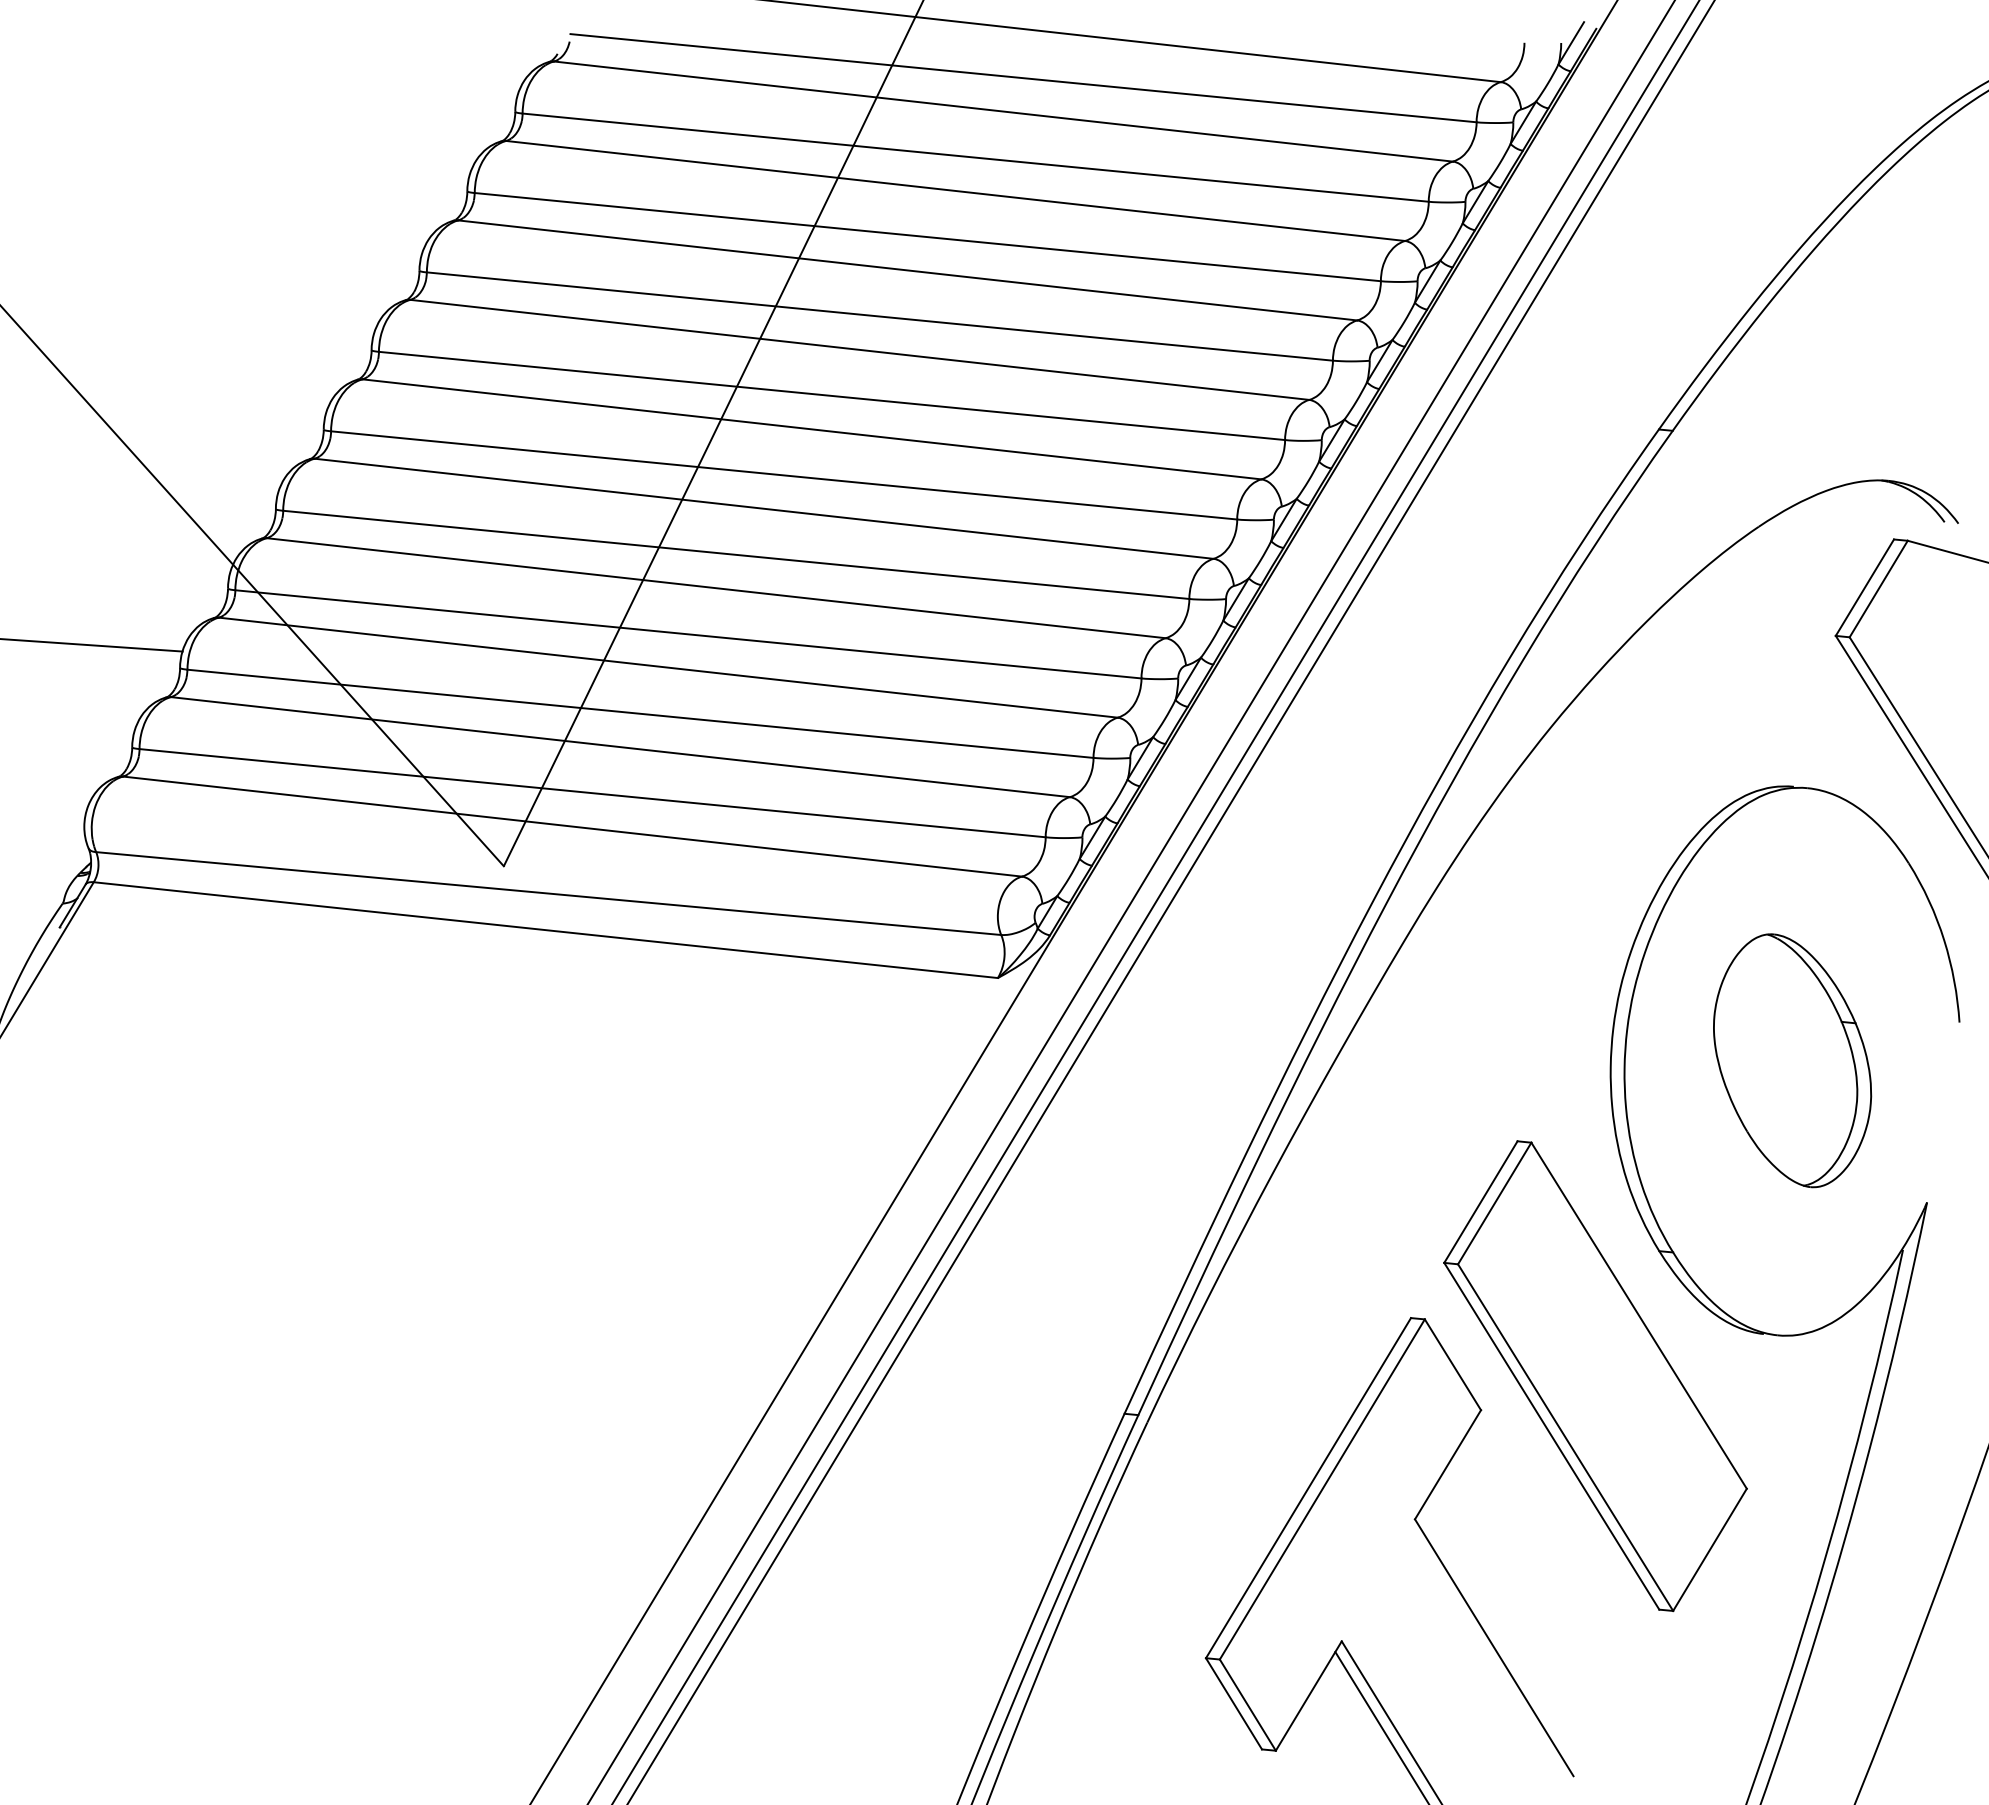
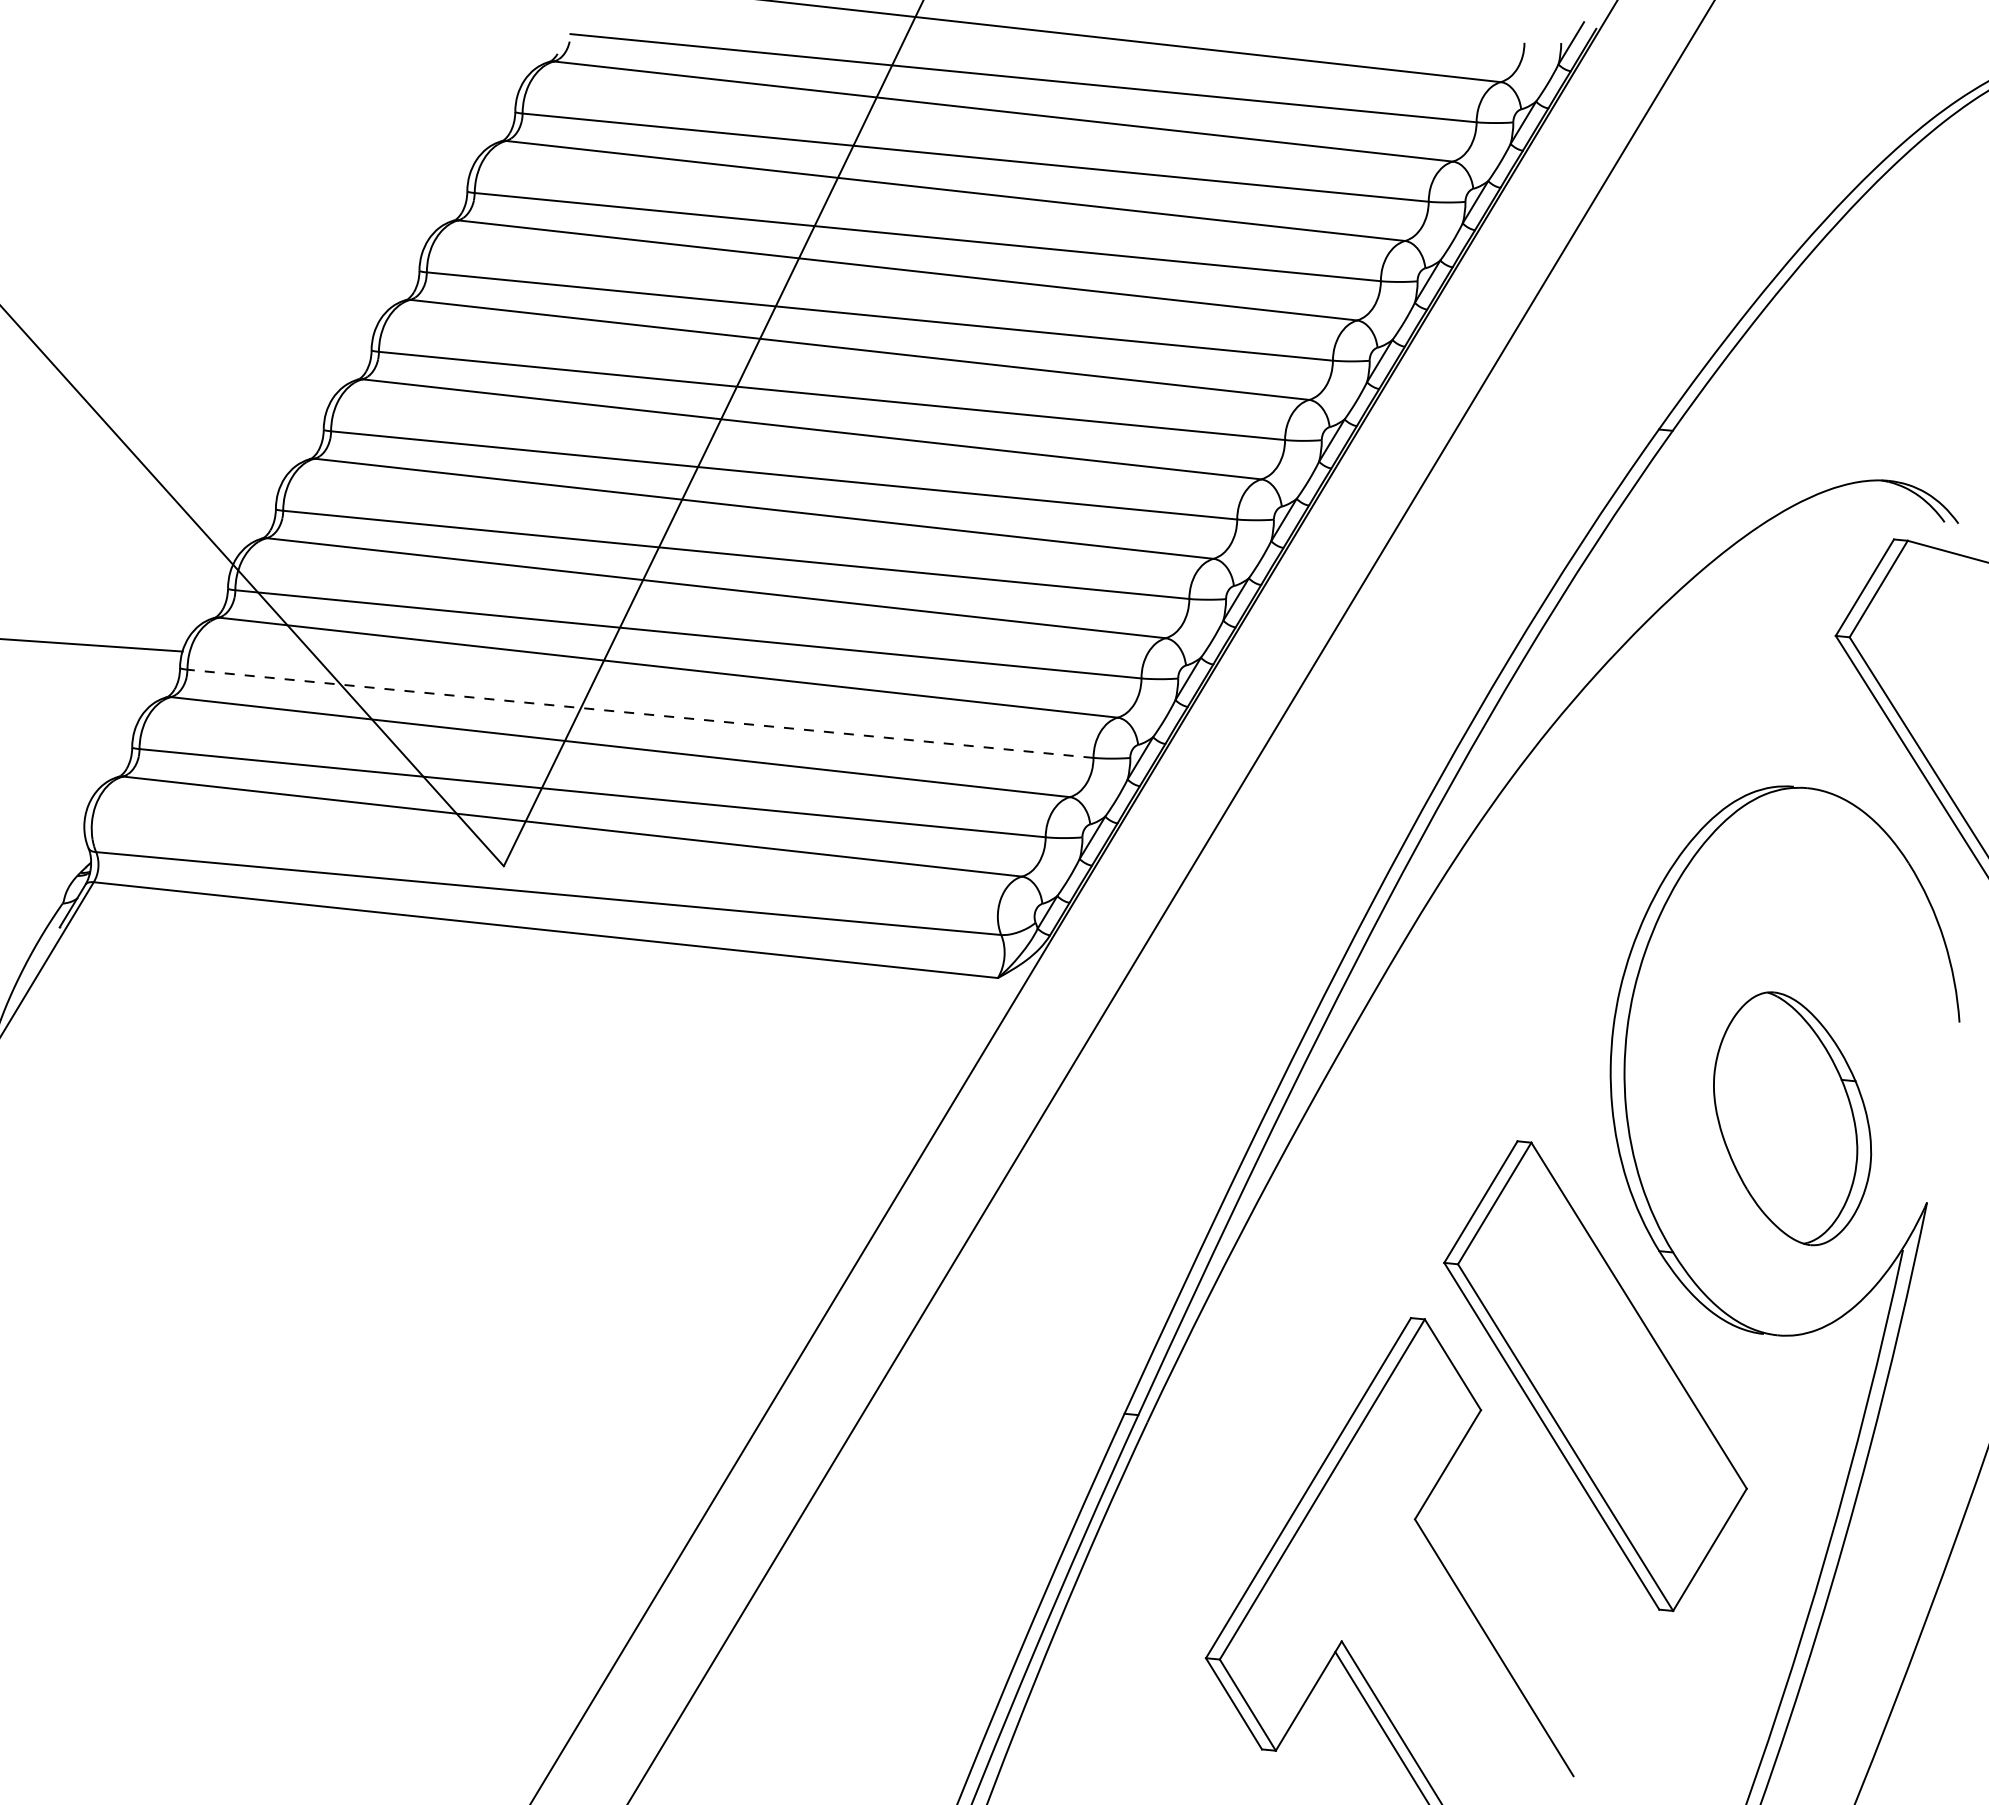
line: solid -> dashed (640, 713)
line: present -> none (1131, 901)
line: present -> none (1155, 901)
part position: (1792, 1060) -> (1792, 1118) (1792, 1118)
